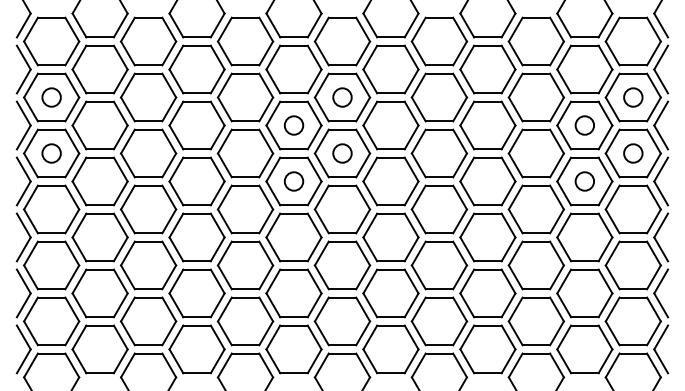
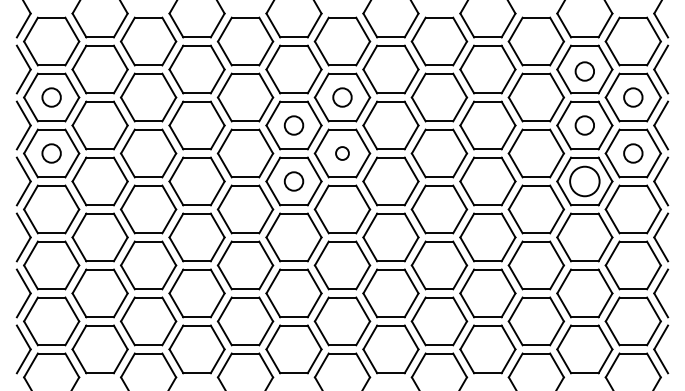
circle: none -> present (584, 71)
circle size: 21x21 px -> 15x15 px (342, 153)
circle diameter: 18 px -> 30 px (584, 181)
